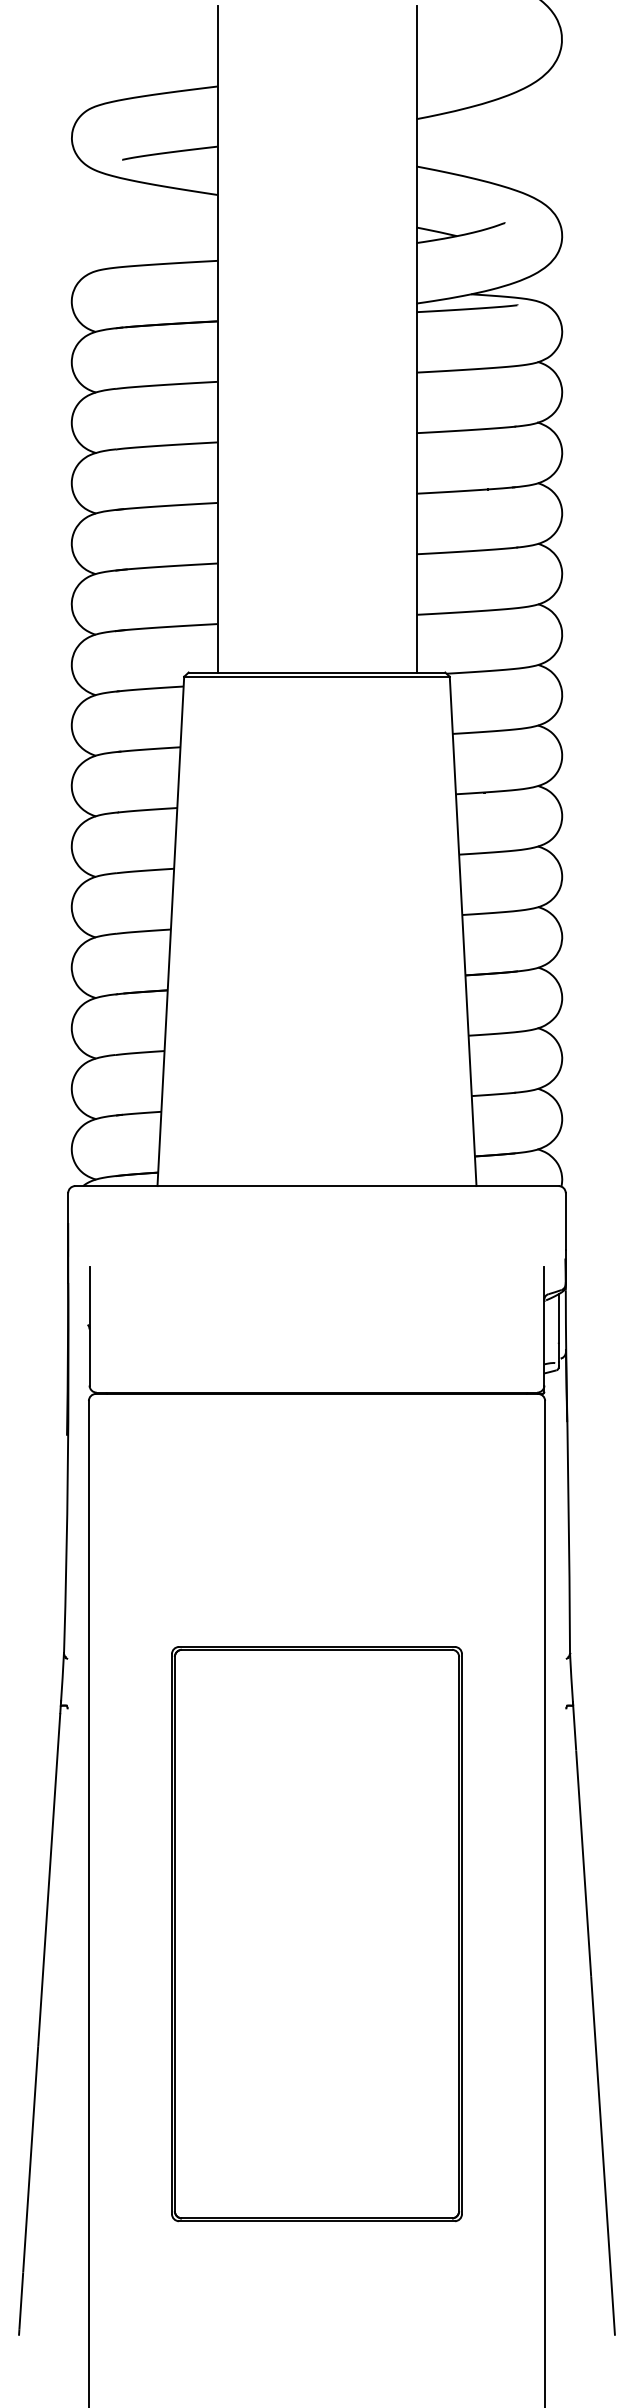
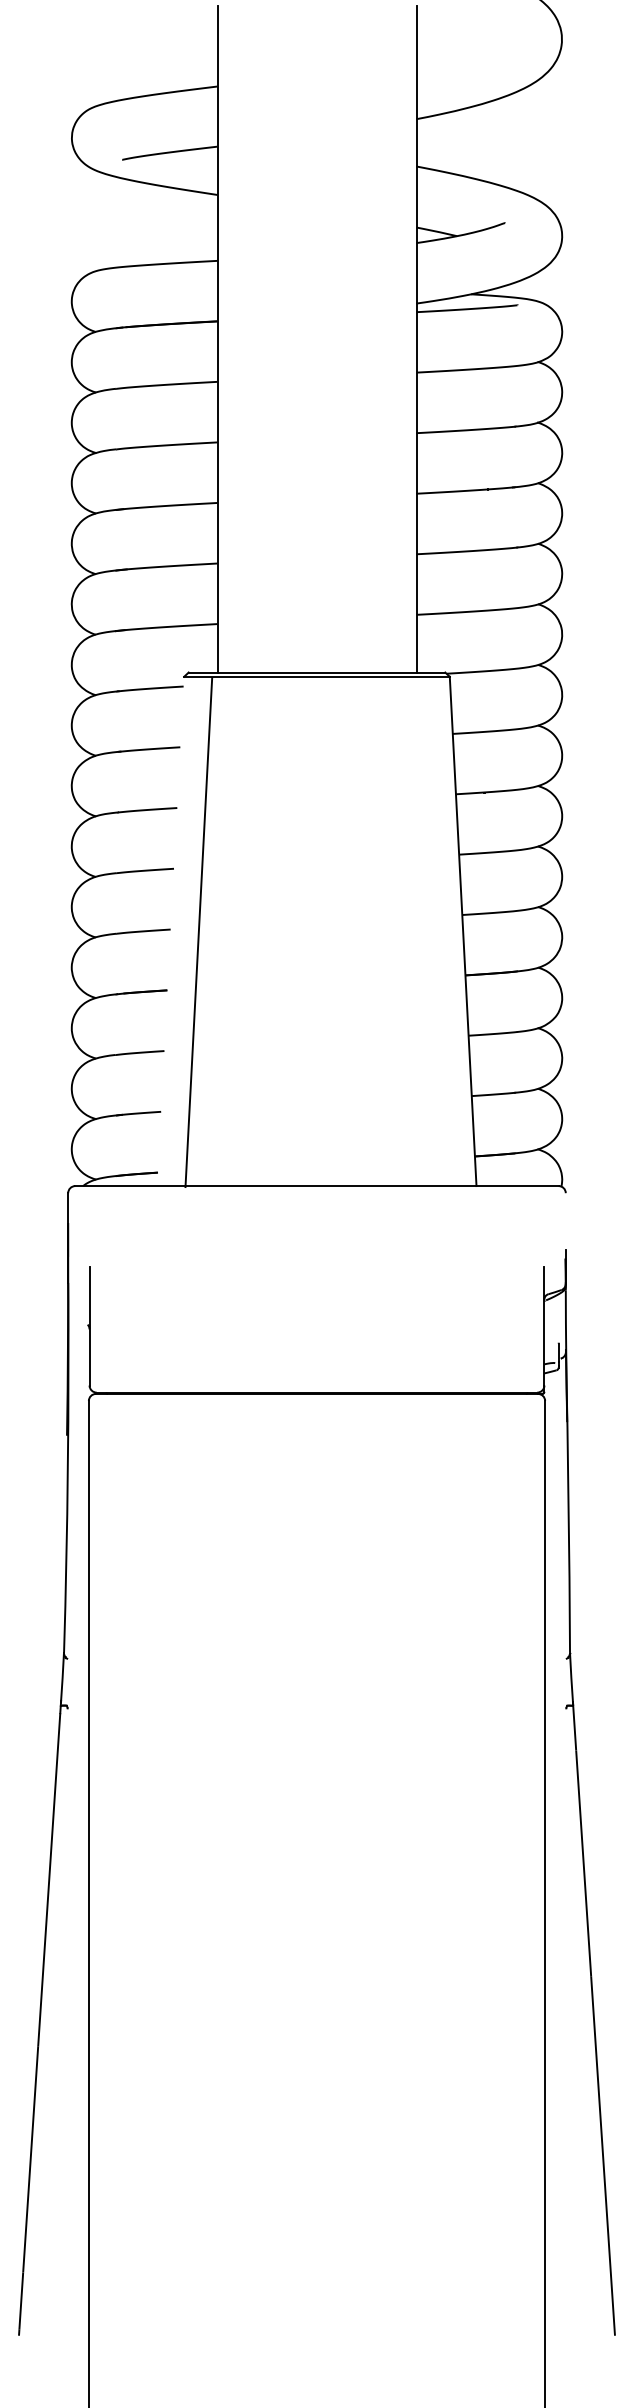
line position: (170, 931) -> (198, 932) (198, 932)
line: present -> none (565, 1221)
line: present -> none (558, 1318)
part: present -> none (316, 1934)
